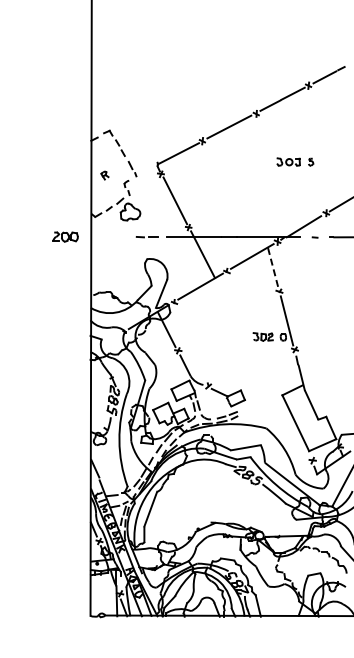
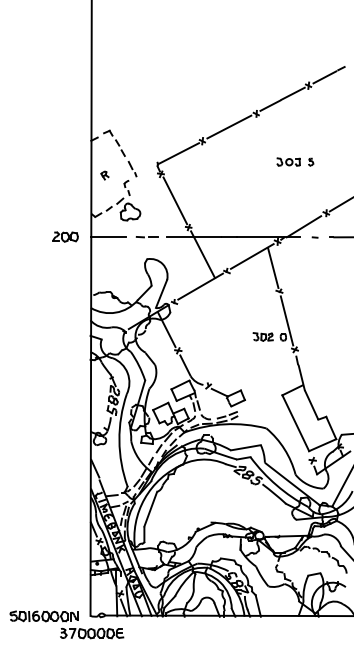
line: none -> present (108, 236)
line: dashed -> solid (273, 268)
part: none -> present (66, 624)
